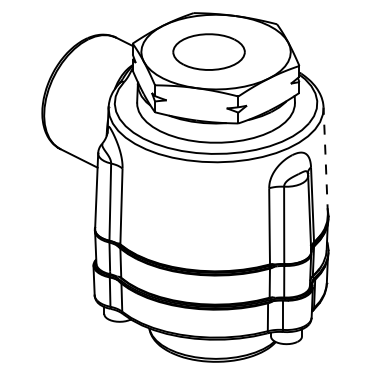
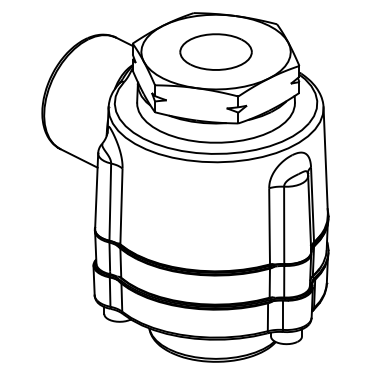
part position: (208, 51) -> (215, 51) (215, 51)
line: dashed -> solid (325, 160)
